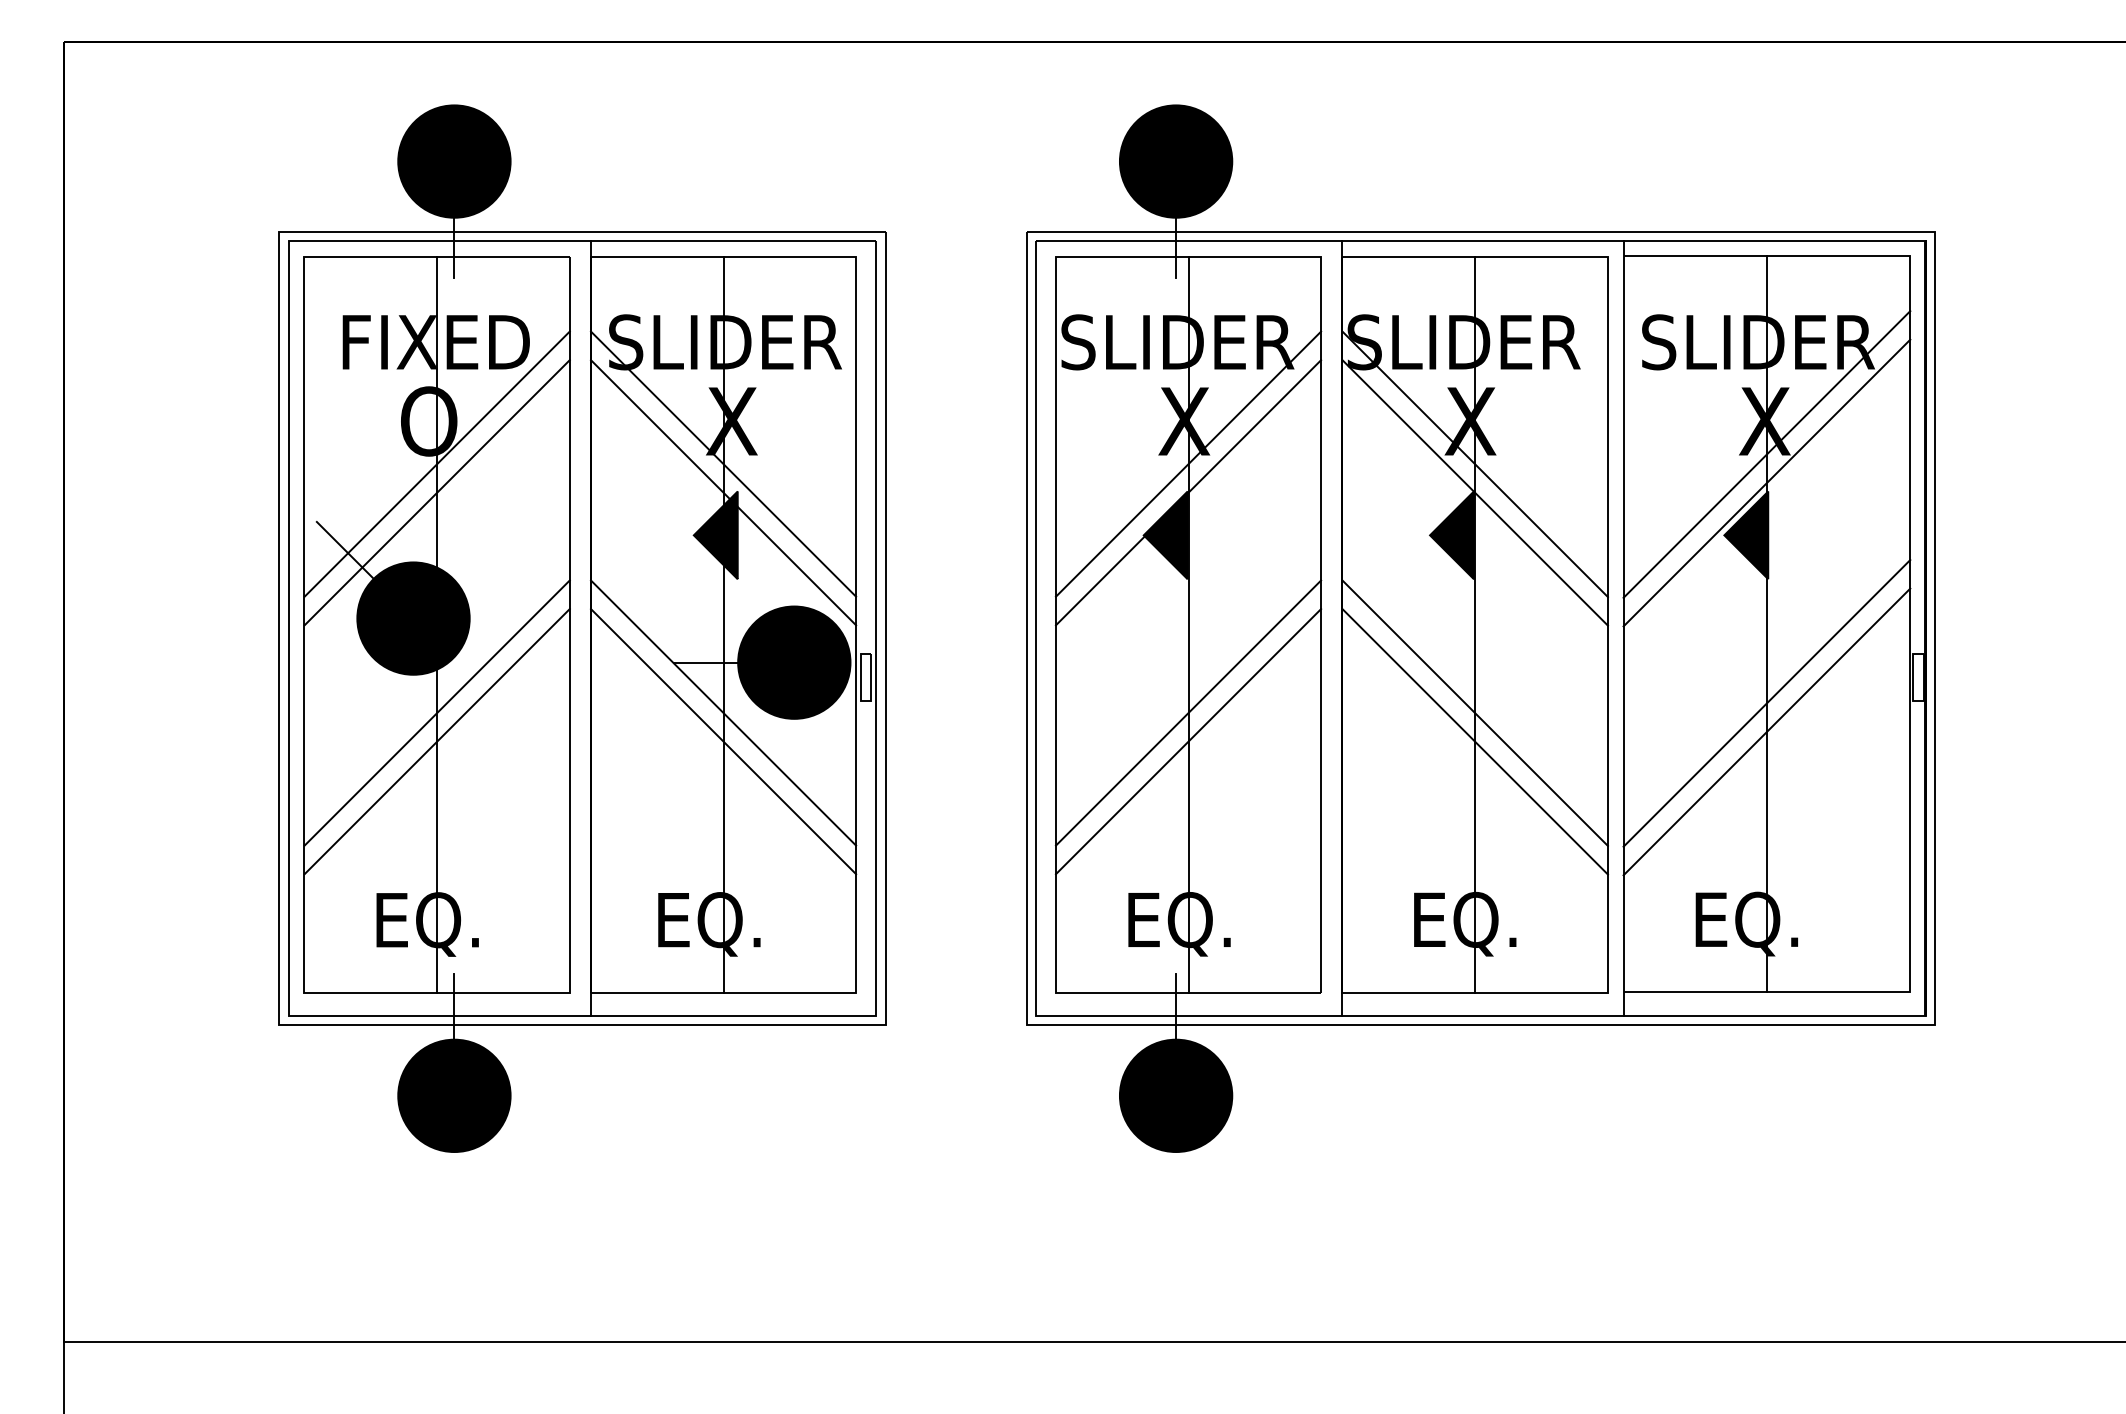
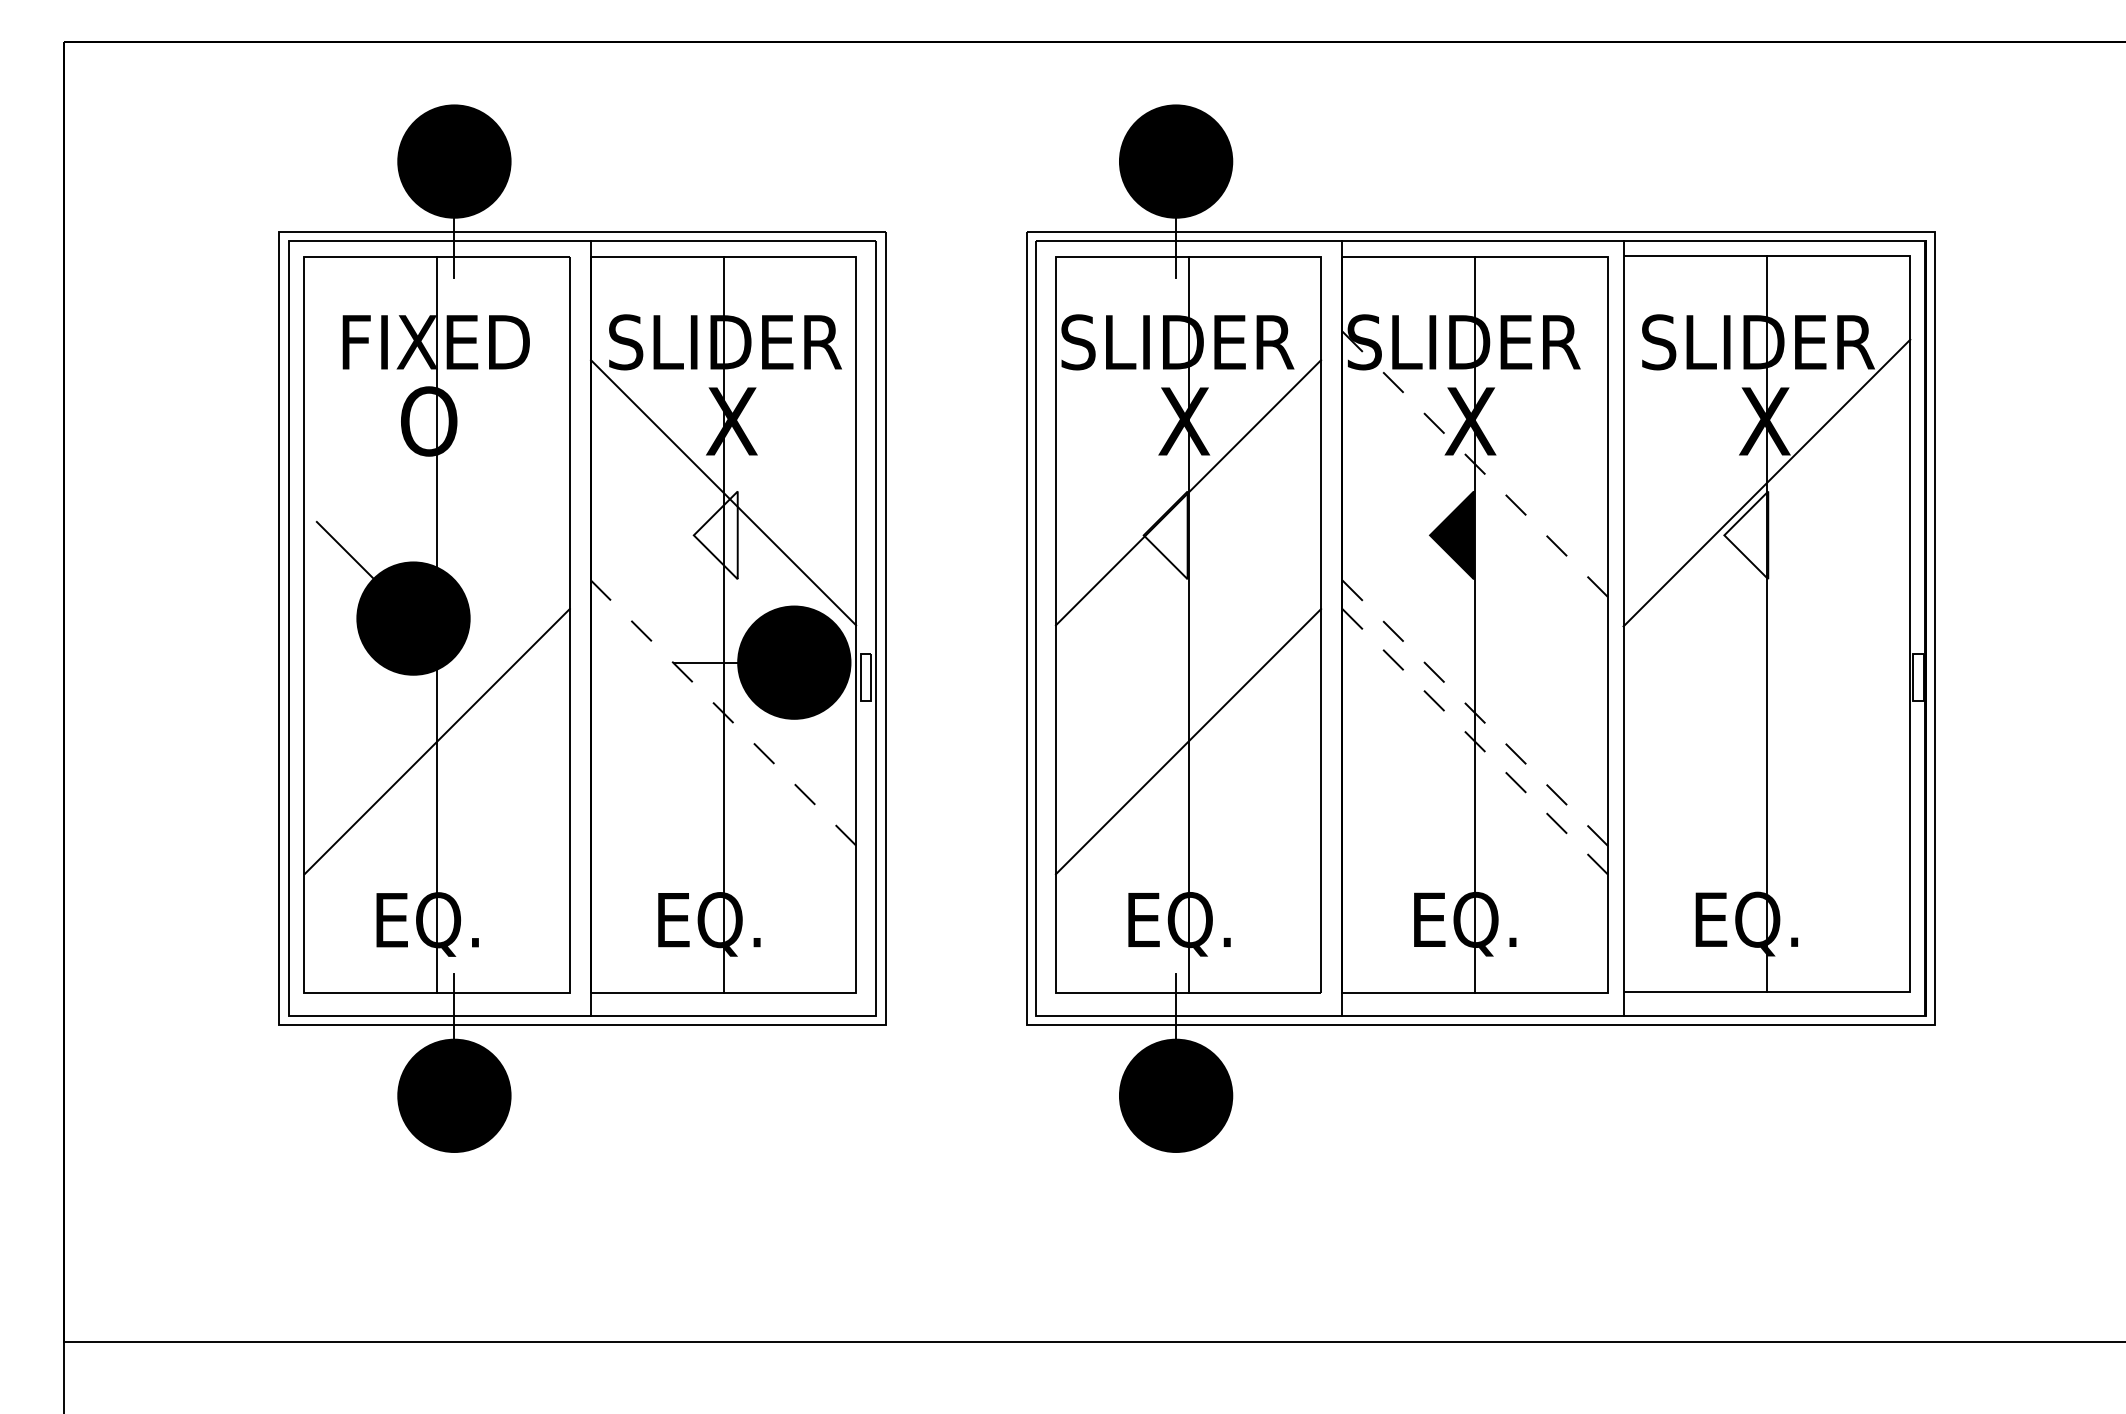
line: present -> none (1766, 454)
line: present -> none (436, 463)
line: present -> none (723, 463)
line: present -> none (1188, 463)
line: solid -> dashed (1475, 464)
line: present -> none (436, 492)
line: present -> none (1474, 492)
fill: present -> none (715, 535)
fill: present -> none (1165, 535)
fill: present -> none (1746, 535)
line: present -> none (1766, 703)
line: present -> none (436, 712)
line: solid -> dashed (723, 712)
line: present -> none (1188, 712)
line: solid -> dashed (1475, 713)
line: present -> none (1766, 731)
line: present -> none (723, 741)
line: solid -> dashed (1475, 741)
